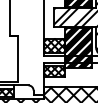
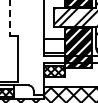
line: solid -> dashed (10, 18)
hatch: present -> none (53, 45)
